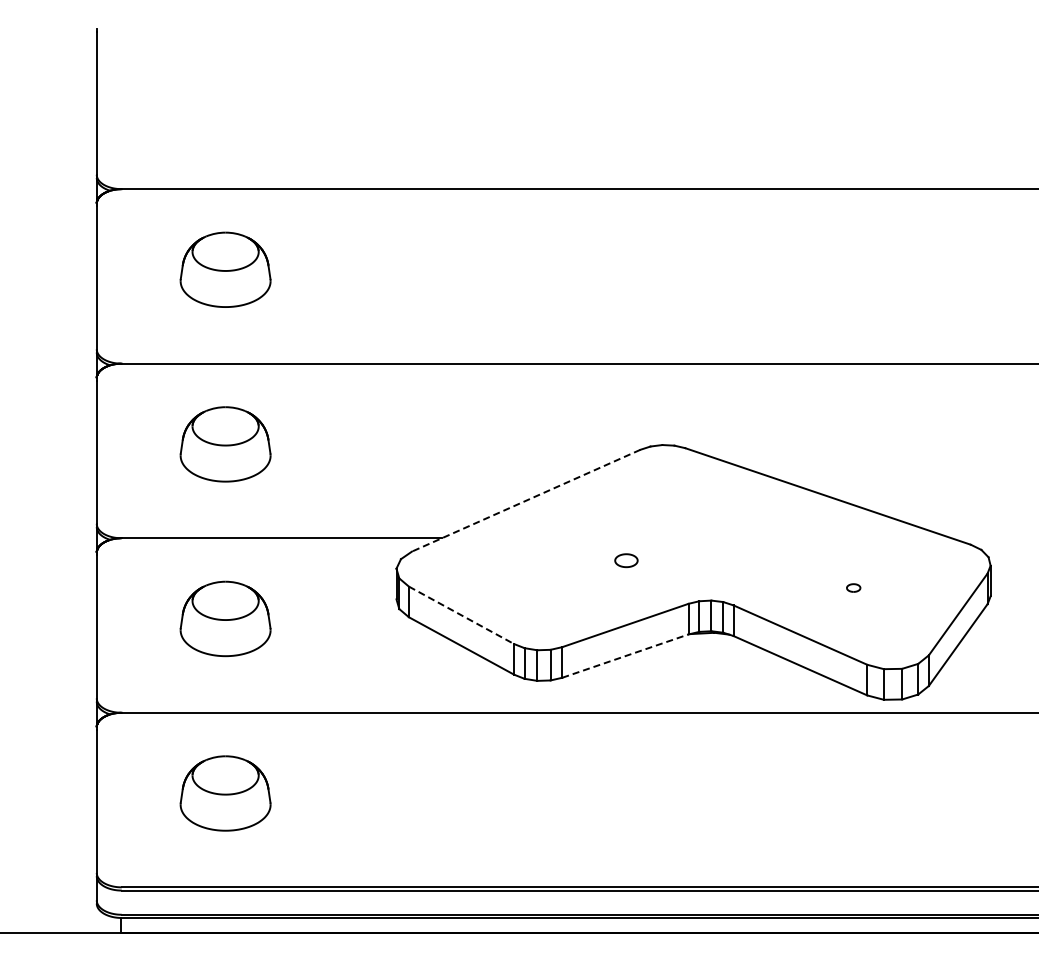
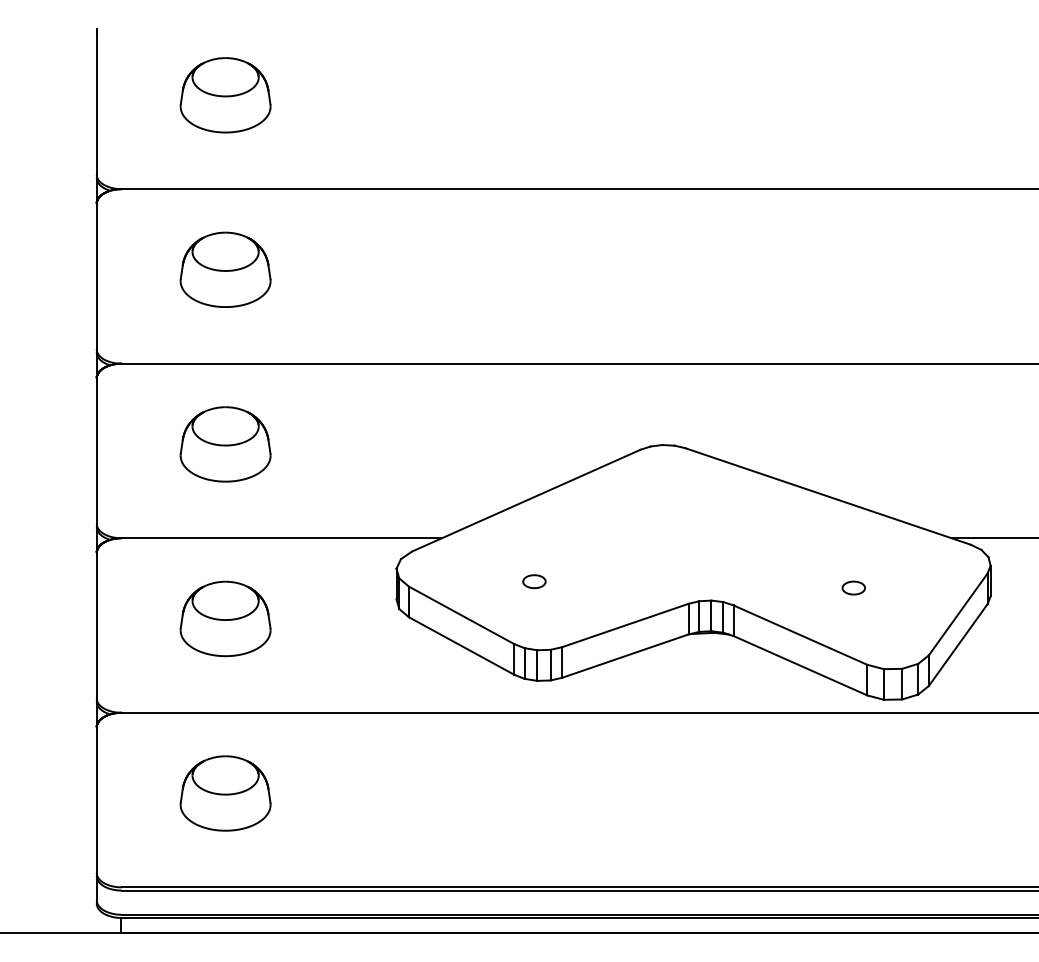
part: none -> present (225, 95)
line: dashed -> solid (525, 500)
line: none -> present (993, 538)
part position: (626, 560) -> (534, 581) (534, 581)
part size: 16x10 px -> 25x16 px (853, 587)
line: dashed -> solid (461, 615)
line: dashed -> solid (625, 656)
